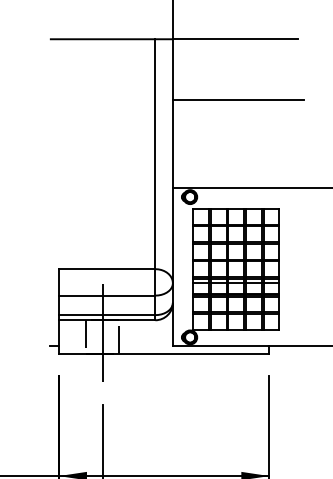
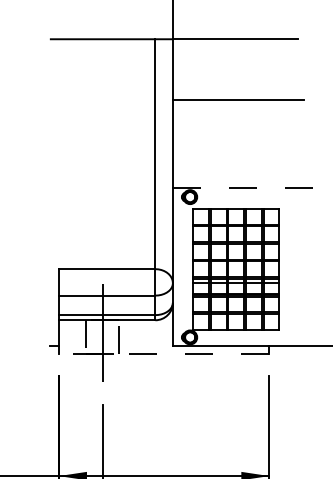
line: solid -> dashed (252, 188)
line: solid -> dashed (163, 353)
